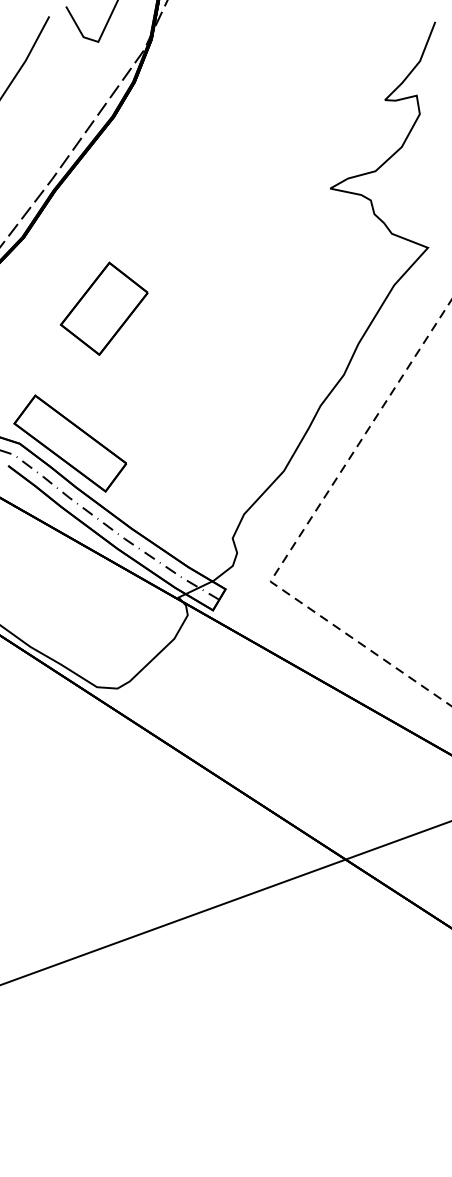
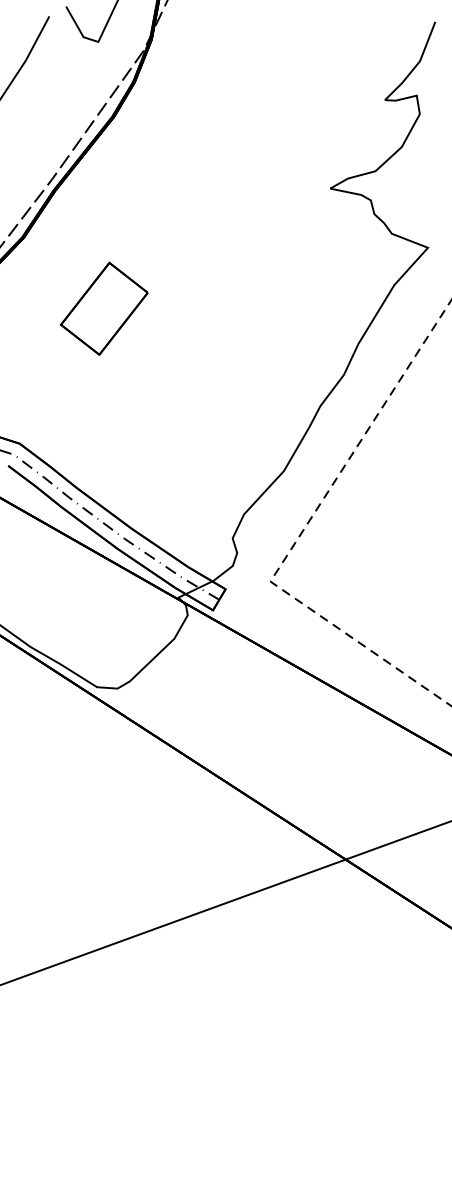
part: present -> none (69, 443)
